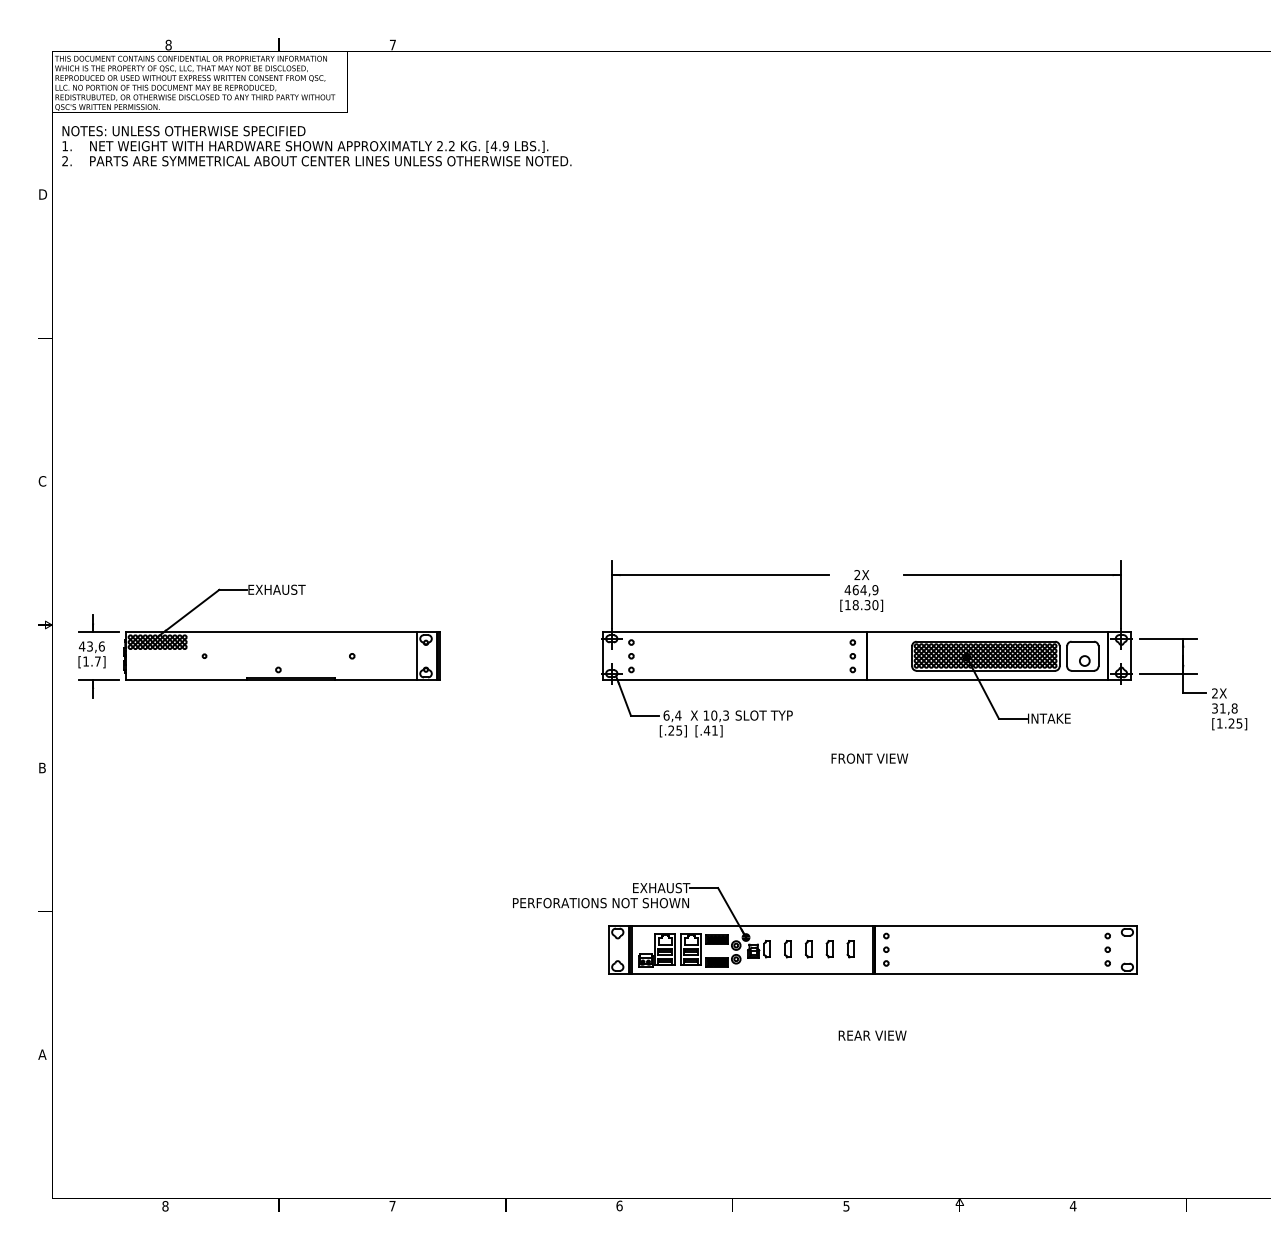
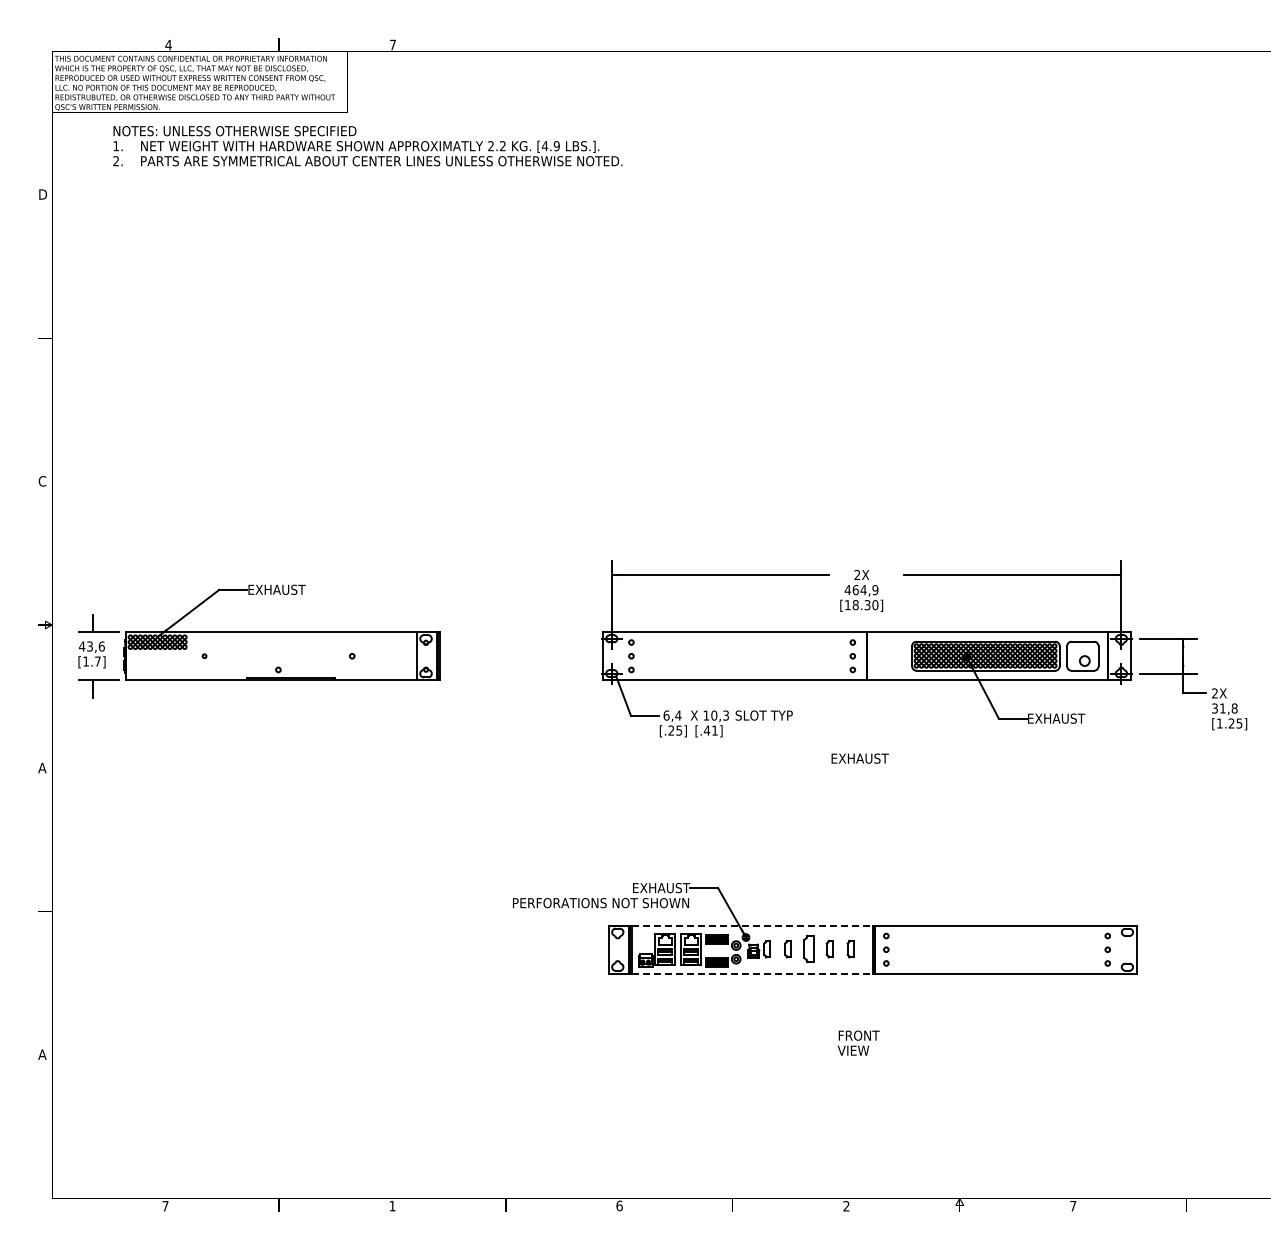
text: 8 -> 4 (168, 44)
text position: (316, 146) -> (367, 146) (367, 146)
text: INTAKE -> EXHAUST (1057, 718)
text: FRONT VIEW -> EXHAUST (870, 758)
text: B -> A (42, 767)
line: solid -> dashed (752, 925)
part size: 9x19 px -> 12x28 px (808, 948)
line: solid -> dashed (752, 973)
text: REAR VIEW -> FRONT VIEW (872, 1042)
text: 8 -> 7 (165, 1206)
text: 7 -> 1 (392, 1206)
text: 5 -> 2 (846, 1206)
text: 4 -> 7 (1072, 1206)
